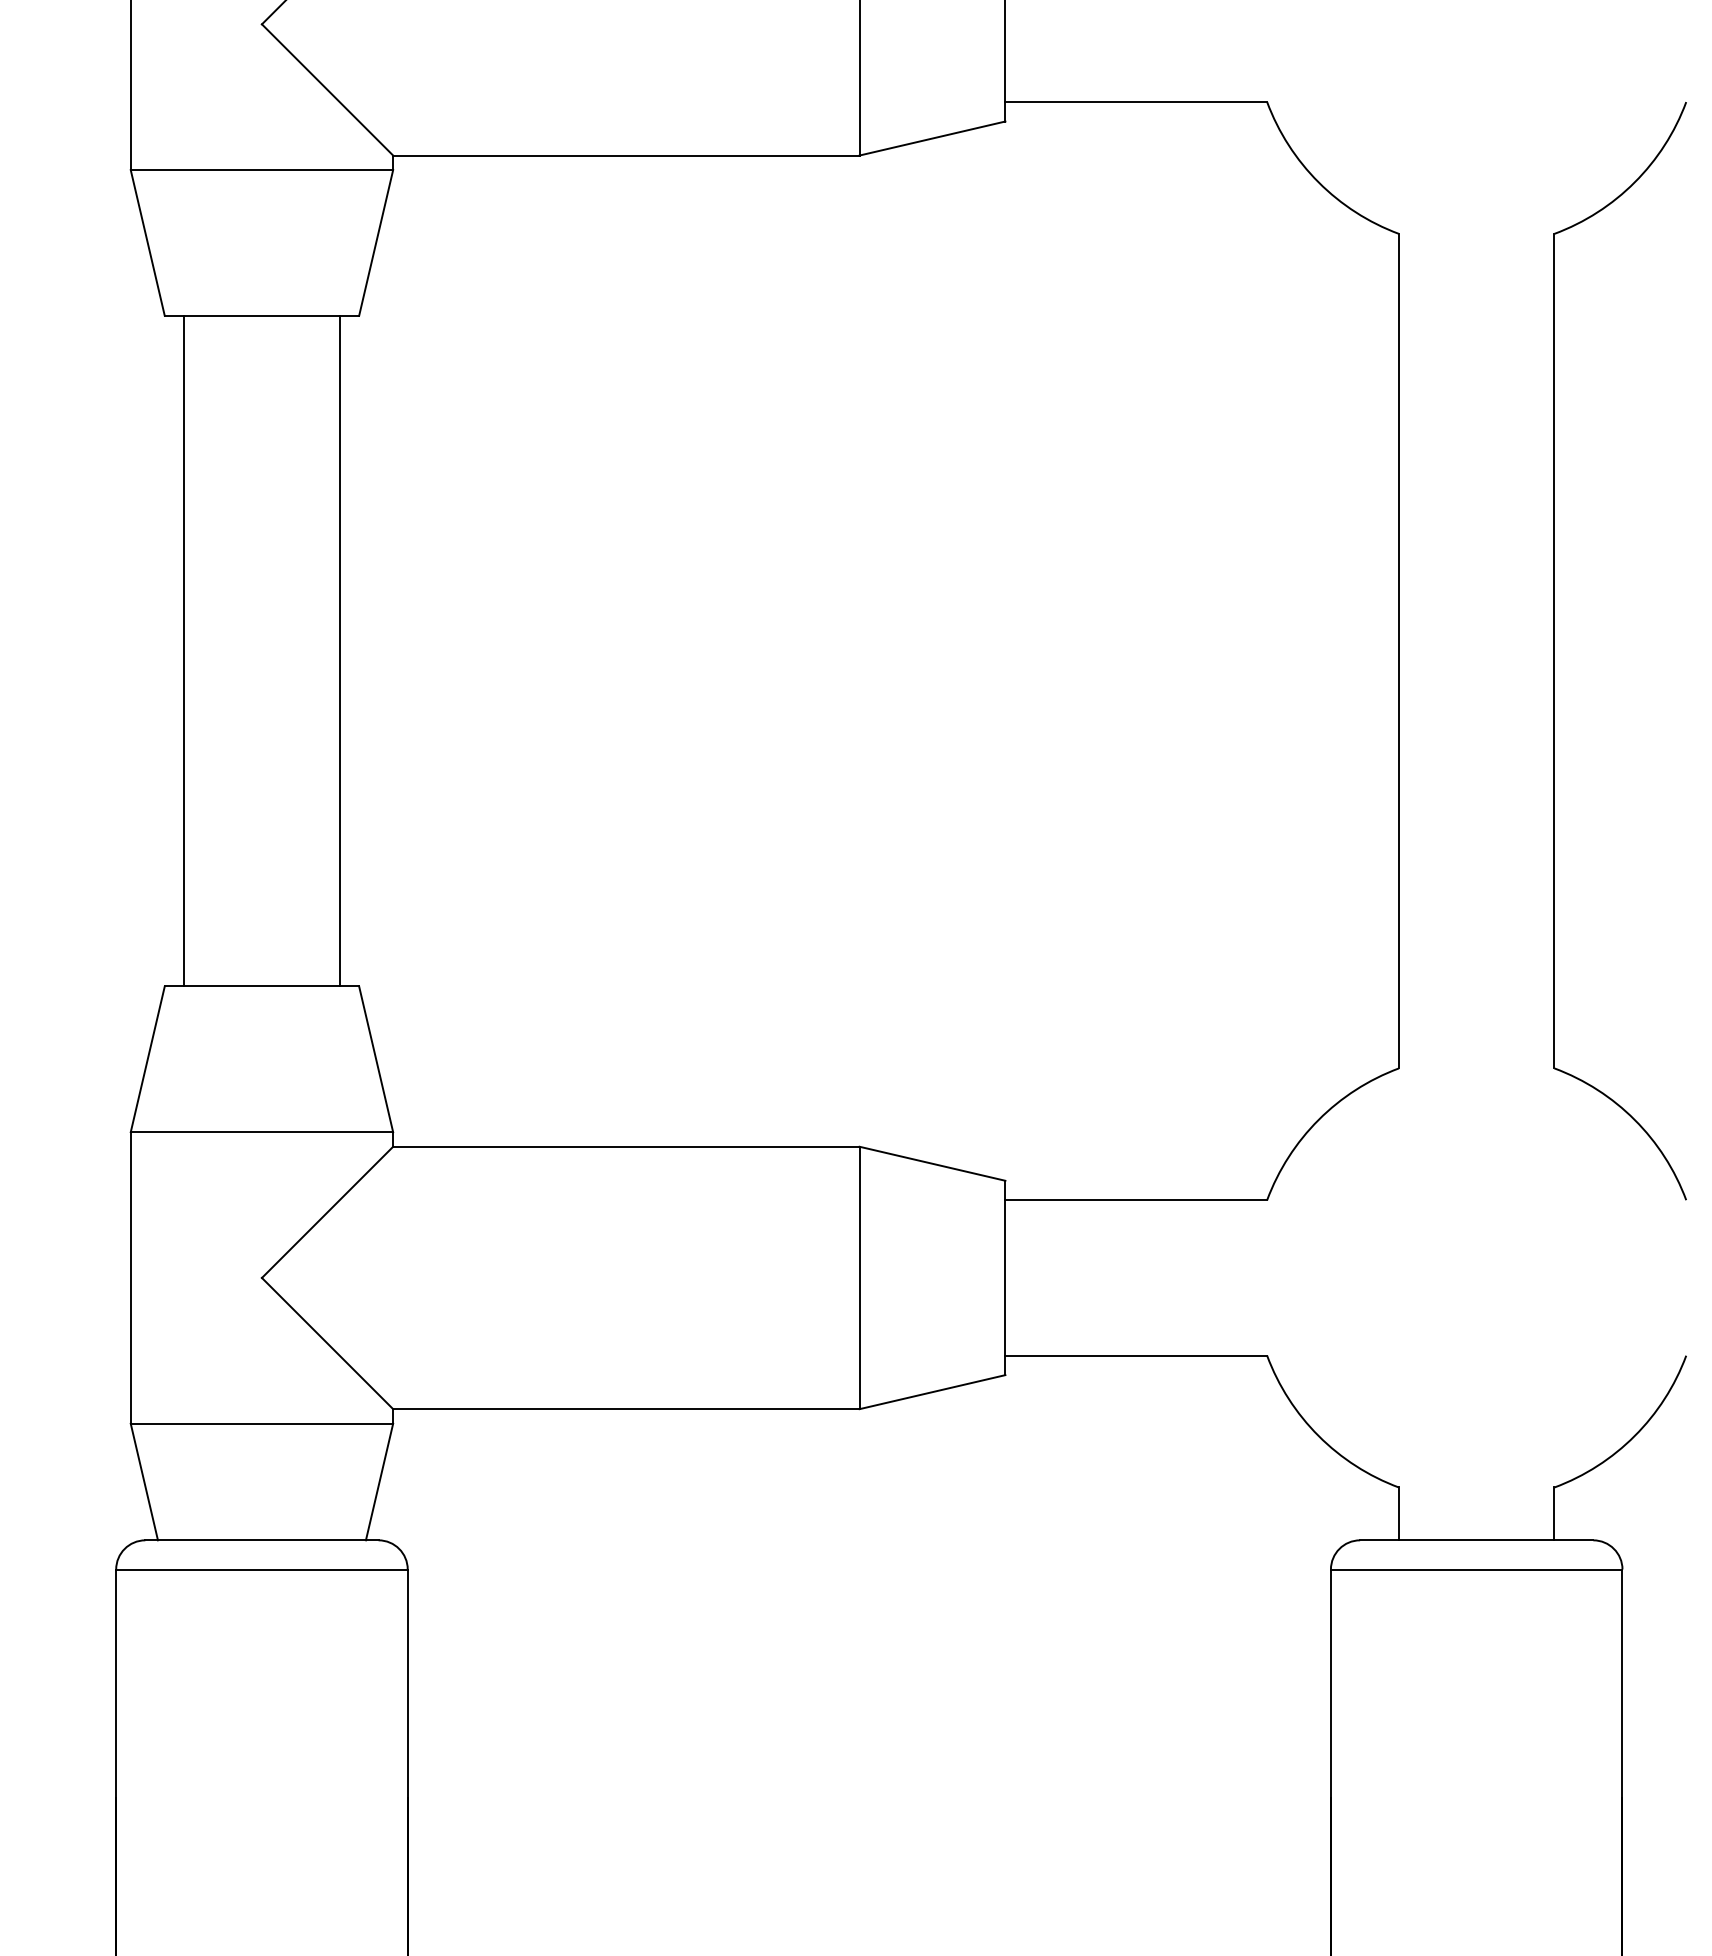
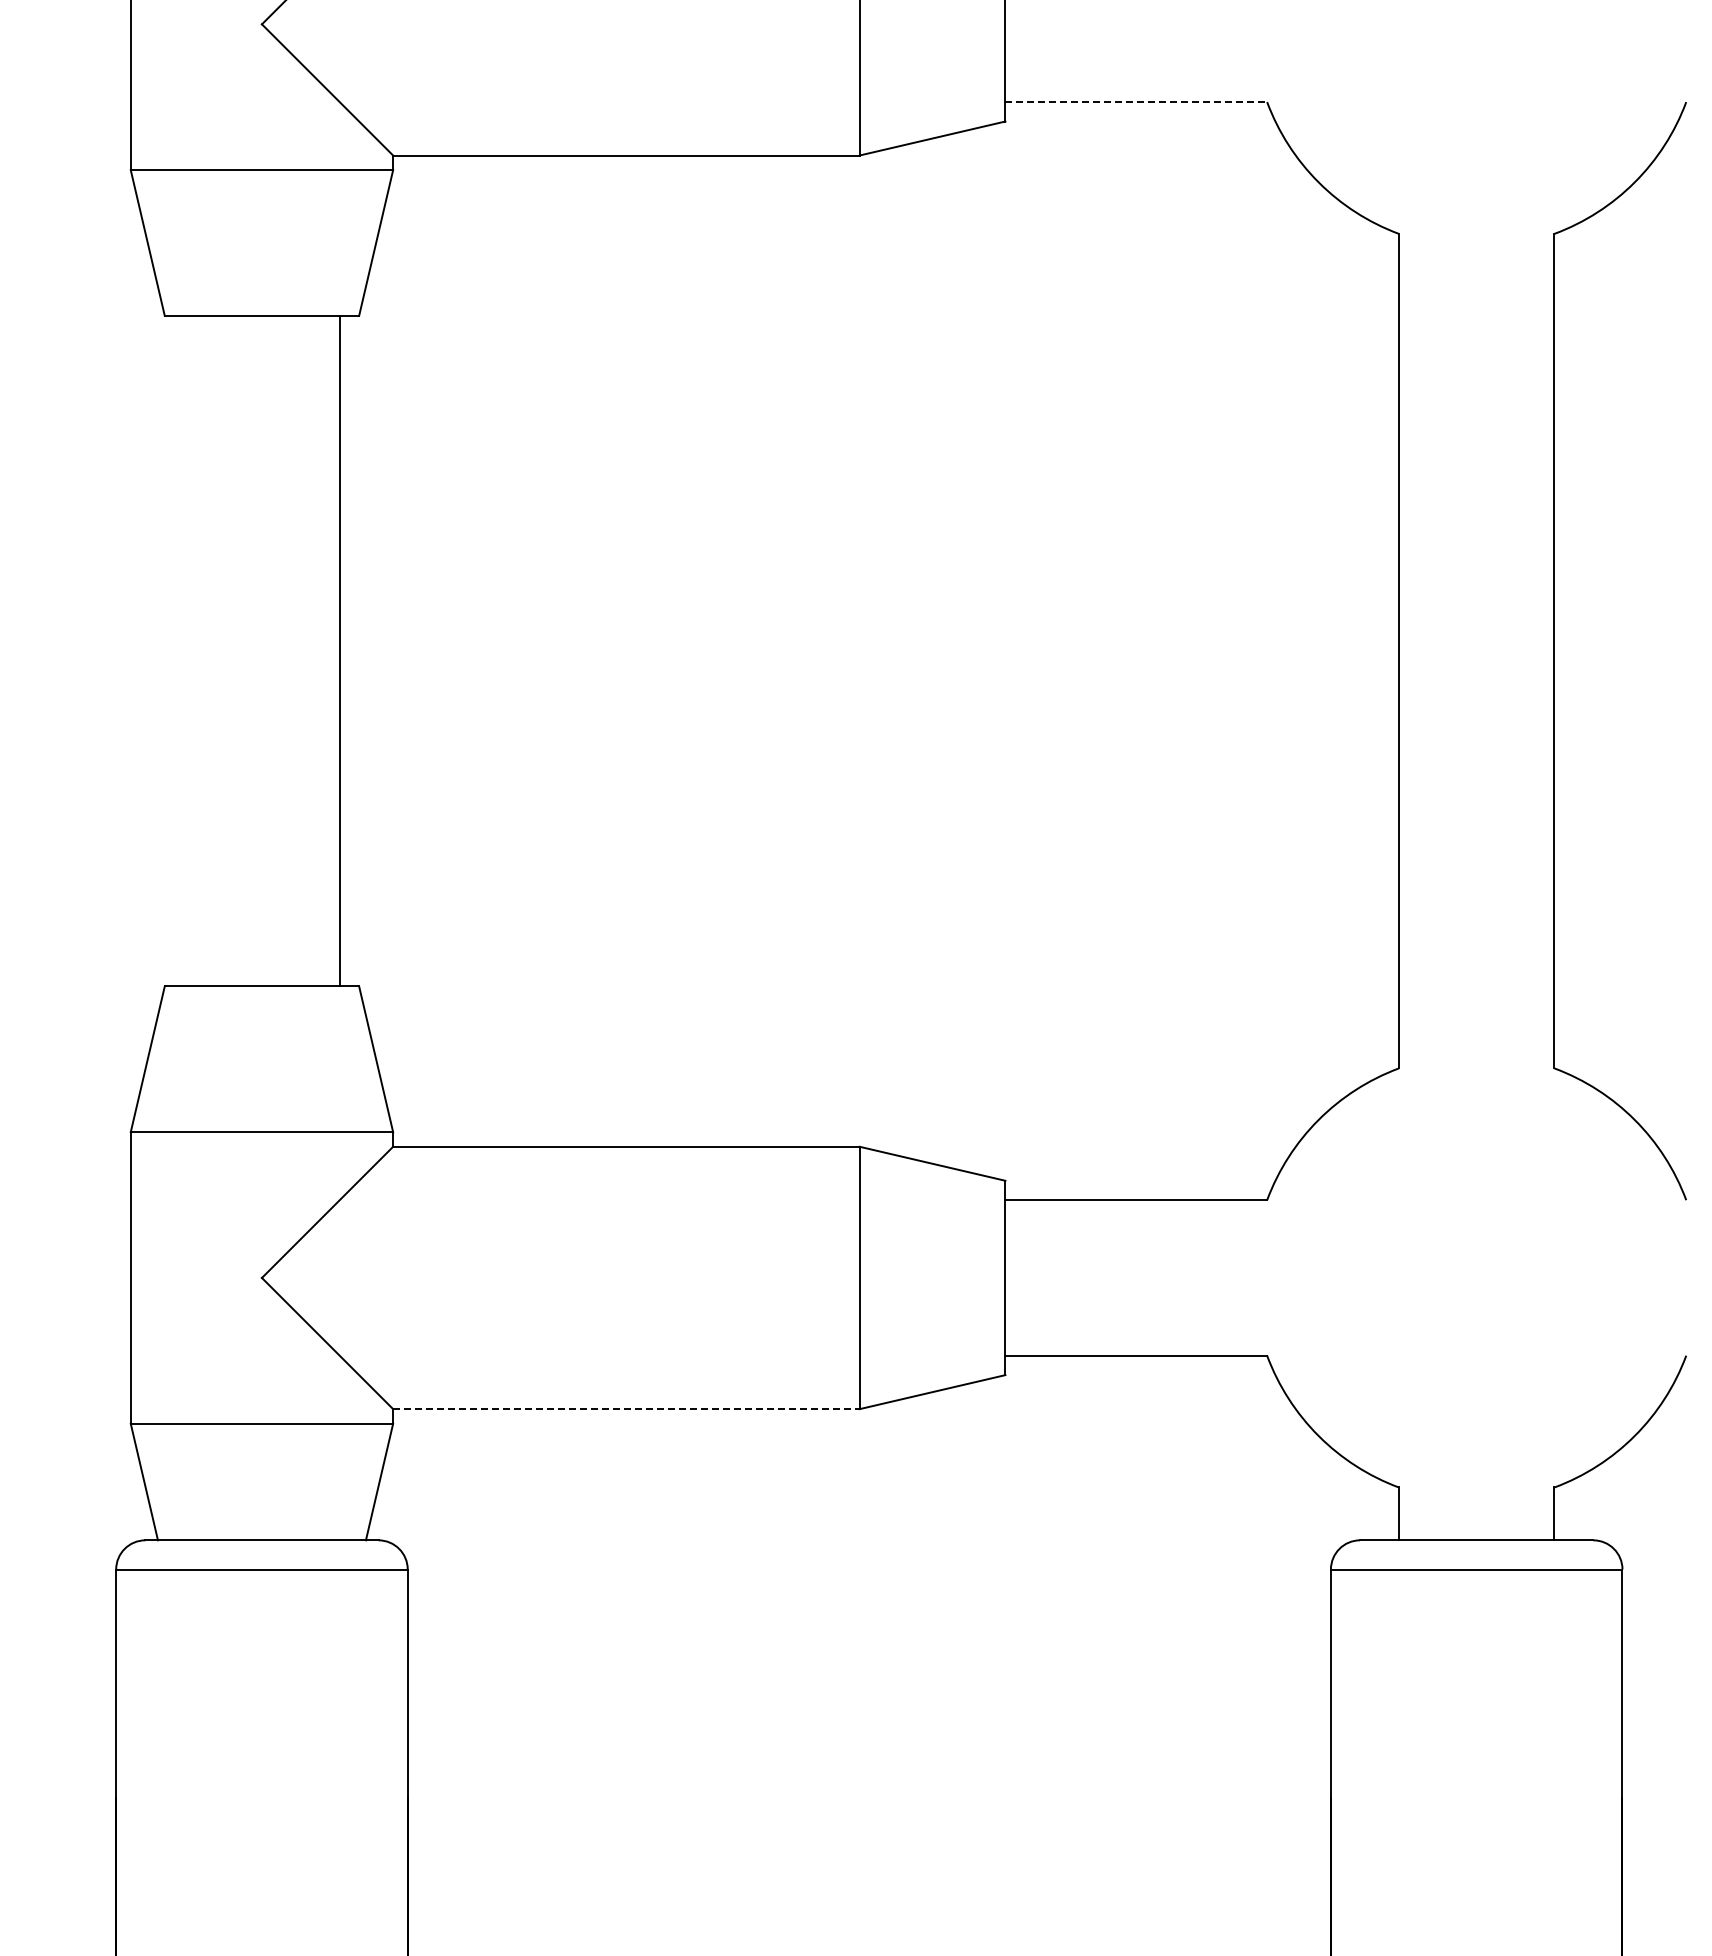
line: solid -> dashed (1136, 102)
line: present -> none (184, 650)
line: solid -> dashed (626, 1409)
